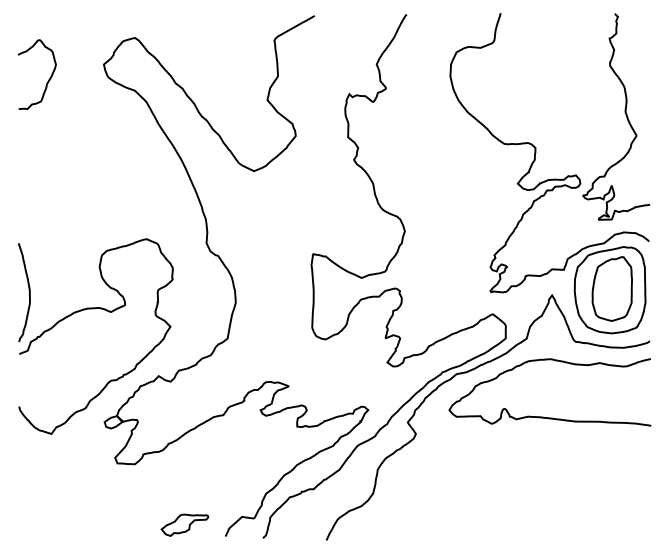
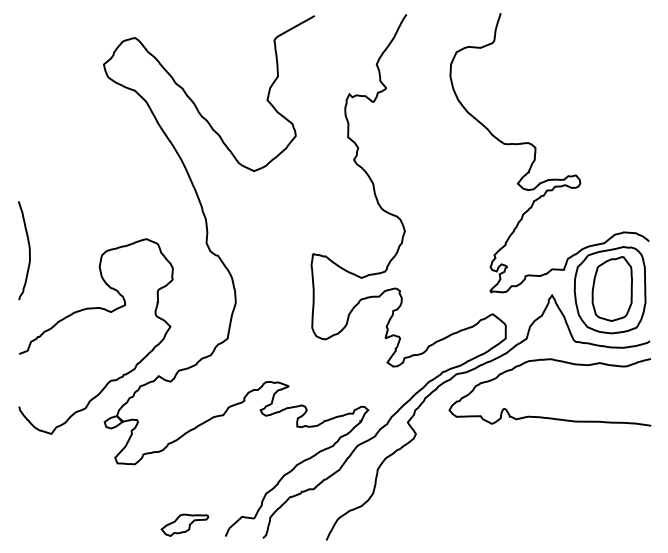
curve: present -> none (46, 82)
curve: present -> none (624, 112)
curve position: (28, 290) -> (28, 248) (28, 248)
